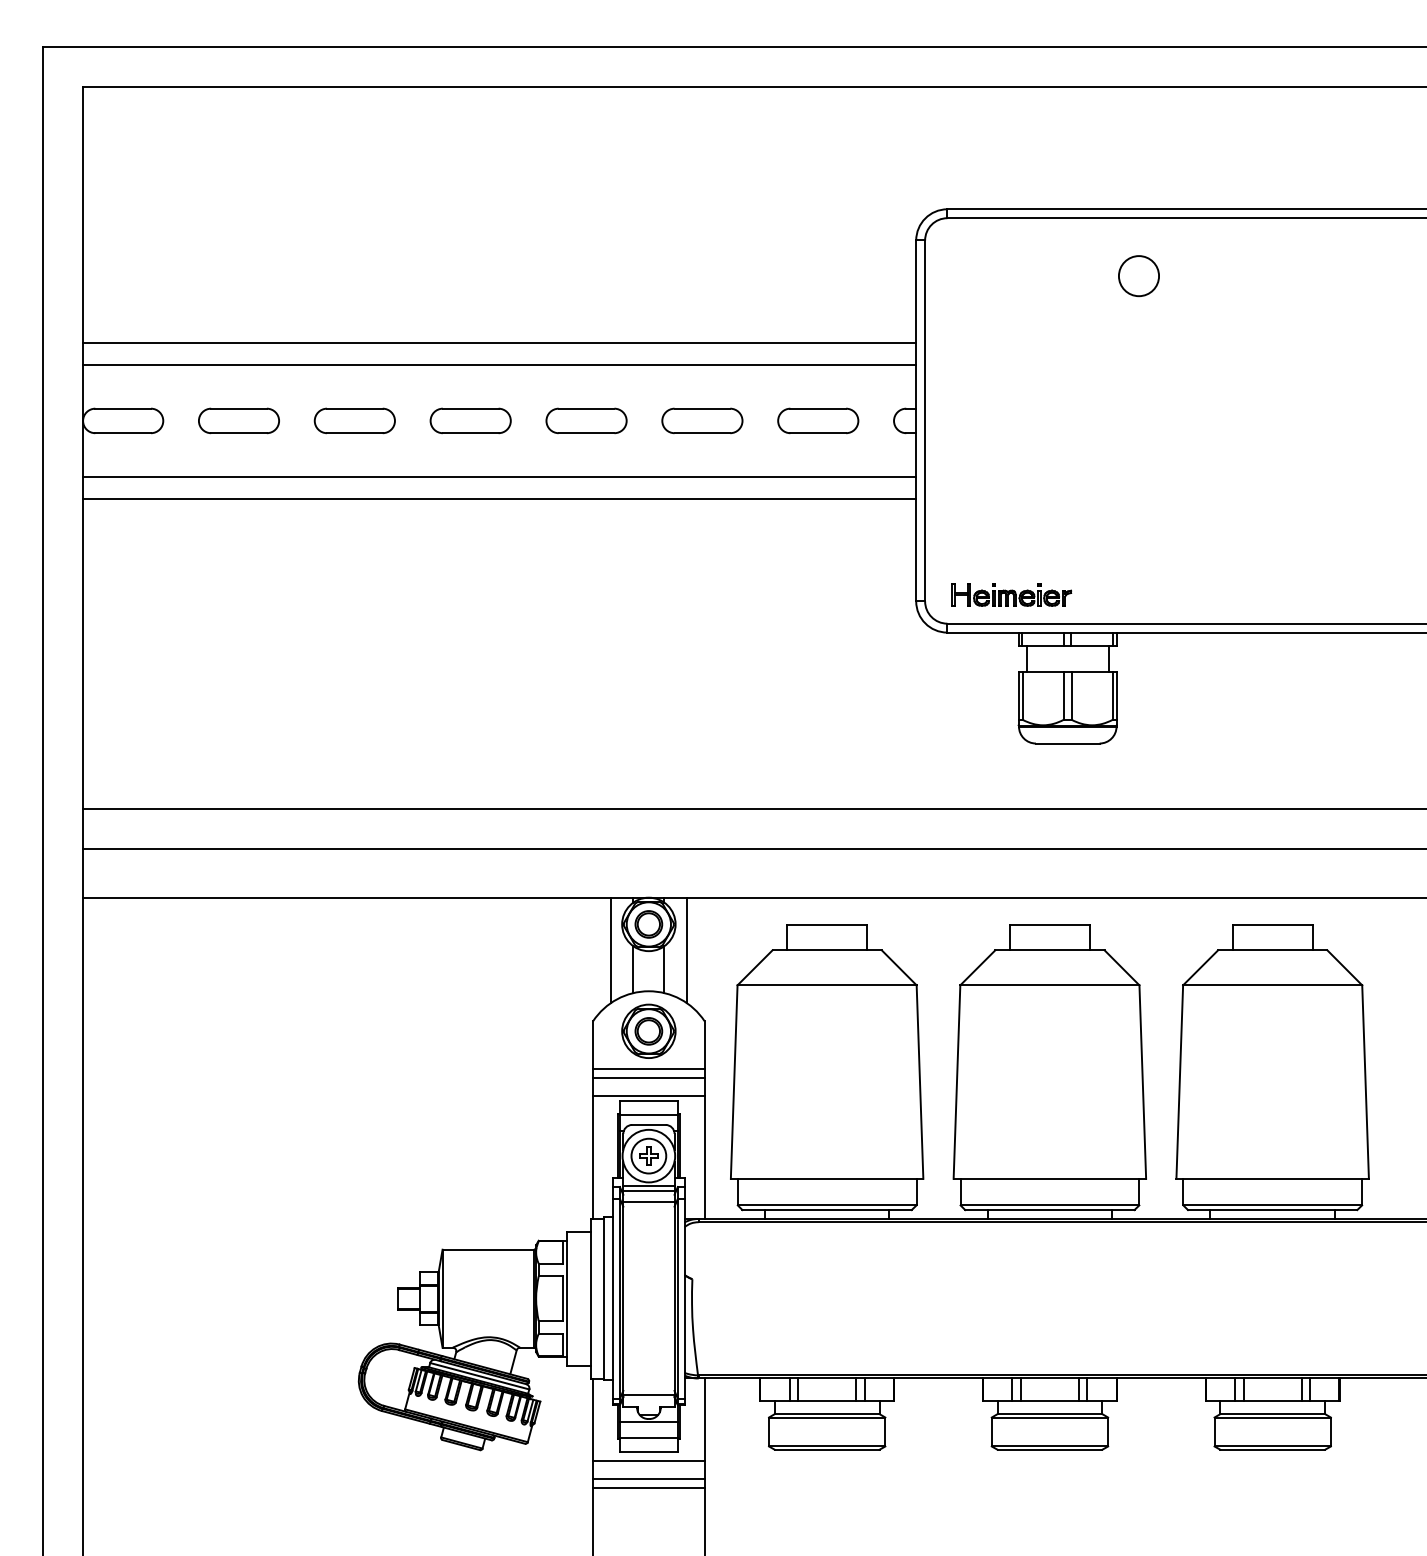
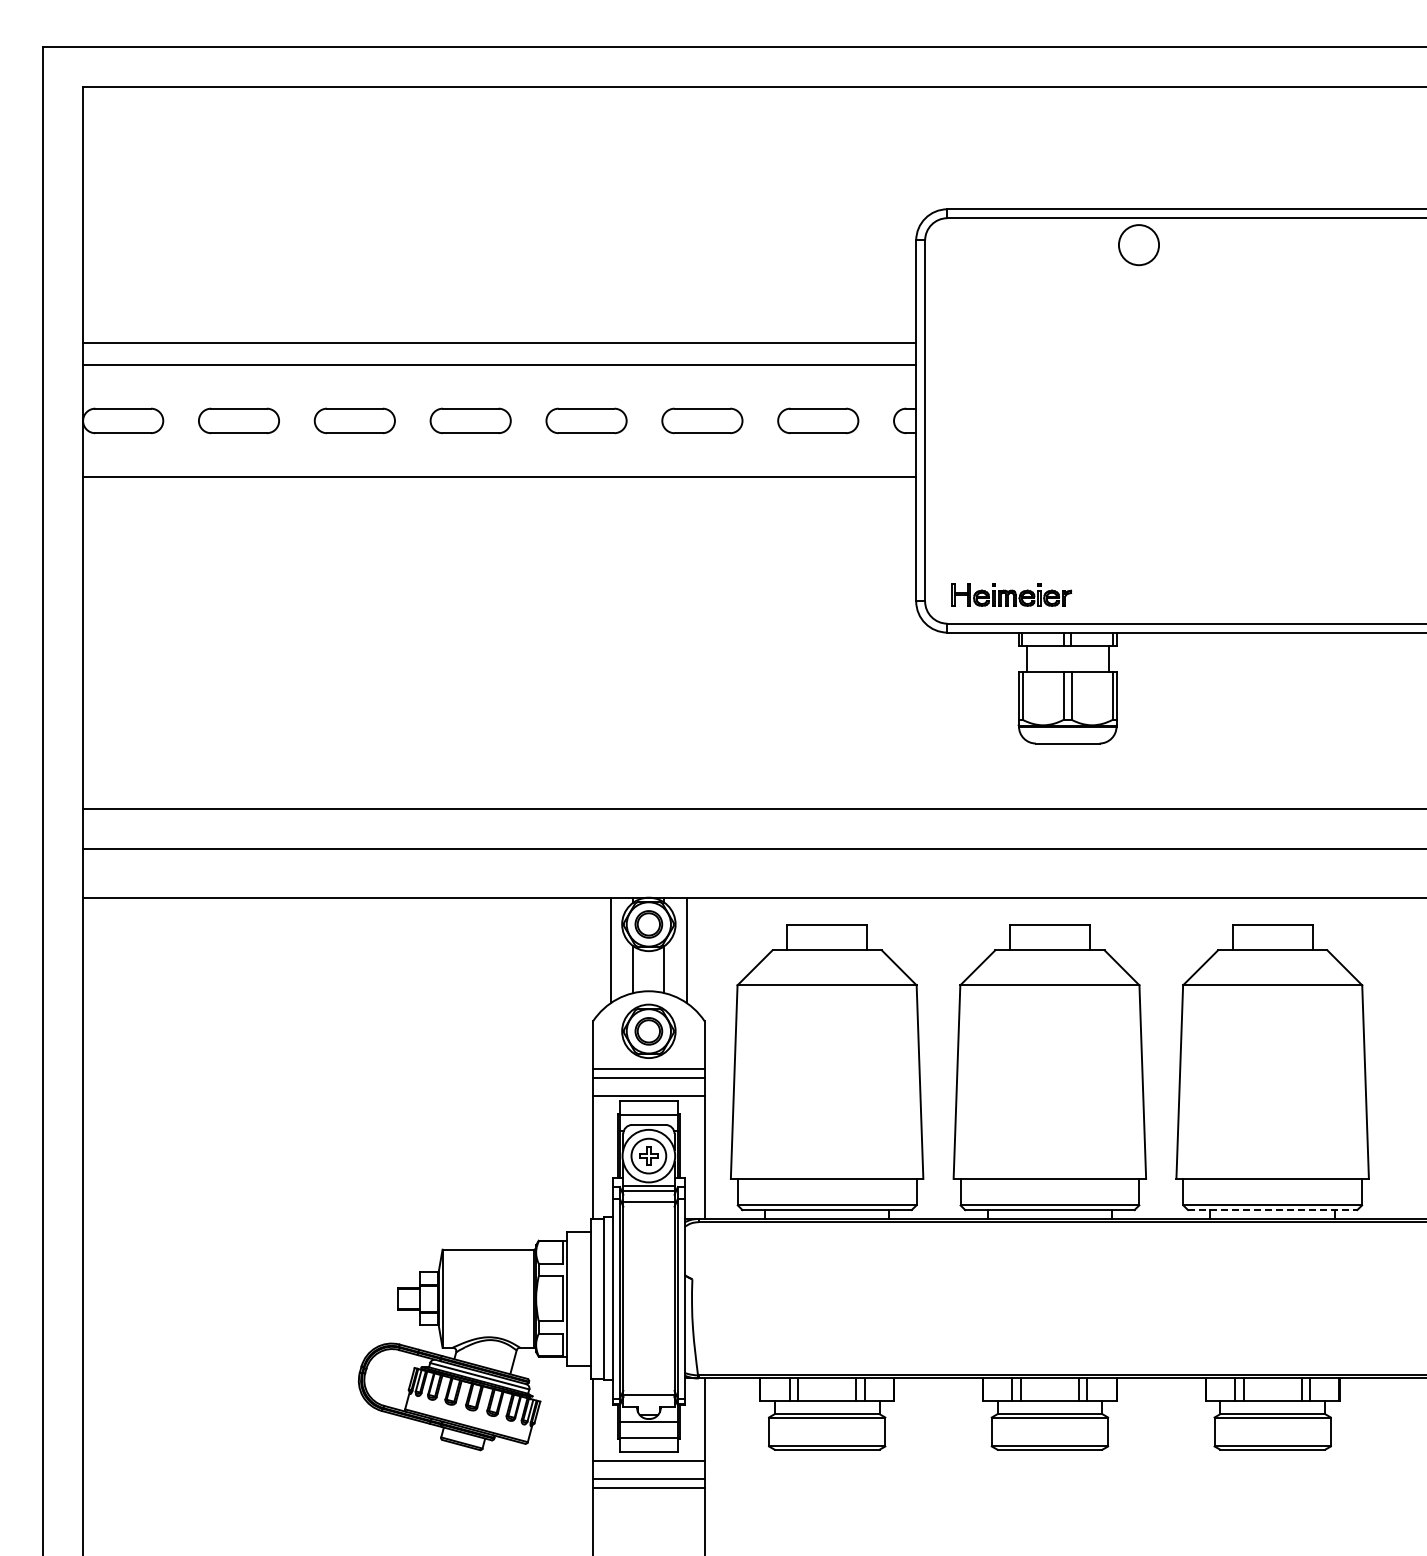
circle position: (1138, 276) -> (1138, 245) (1138, 245)
line: present -> none (499, 498)
line: solid -> dashed (1272, 1210)
